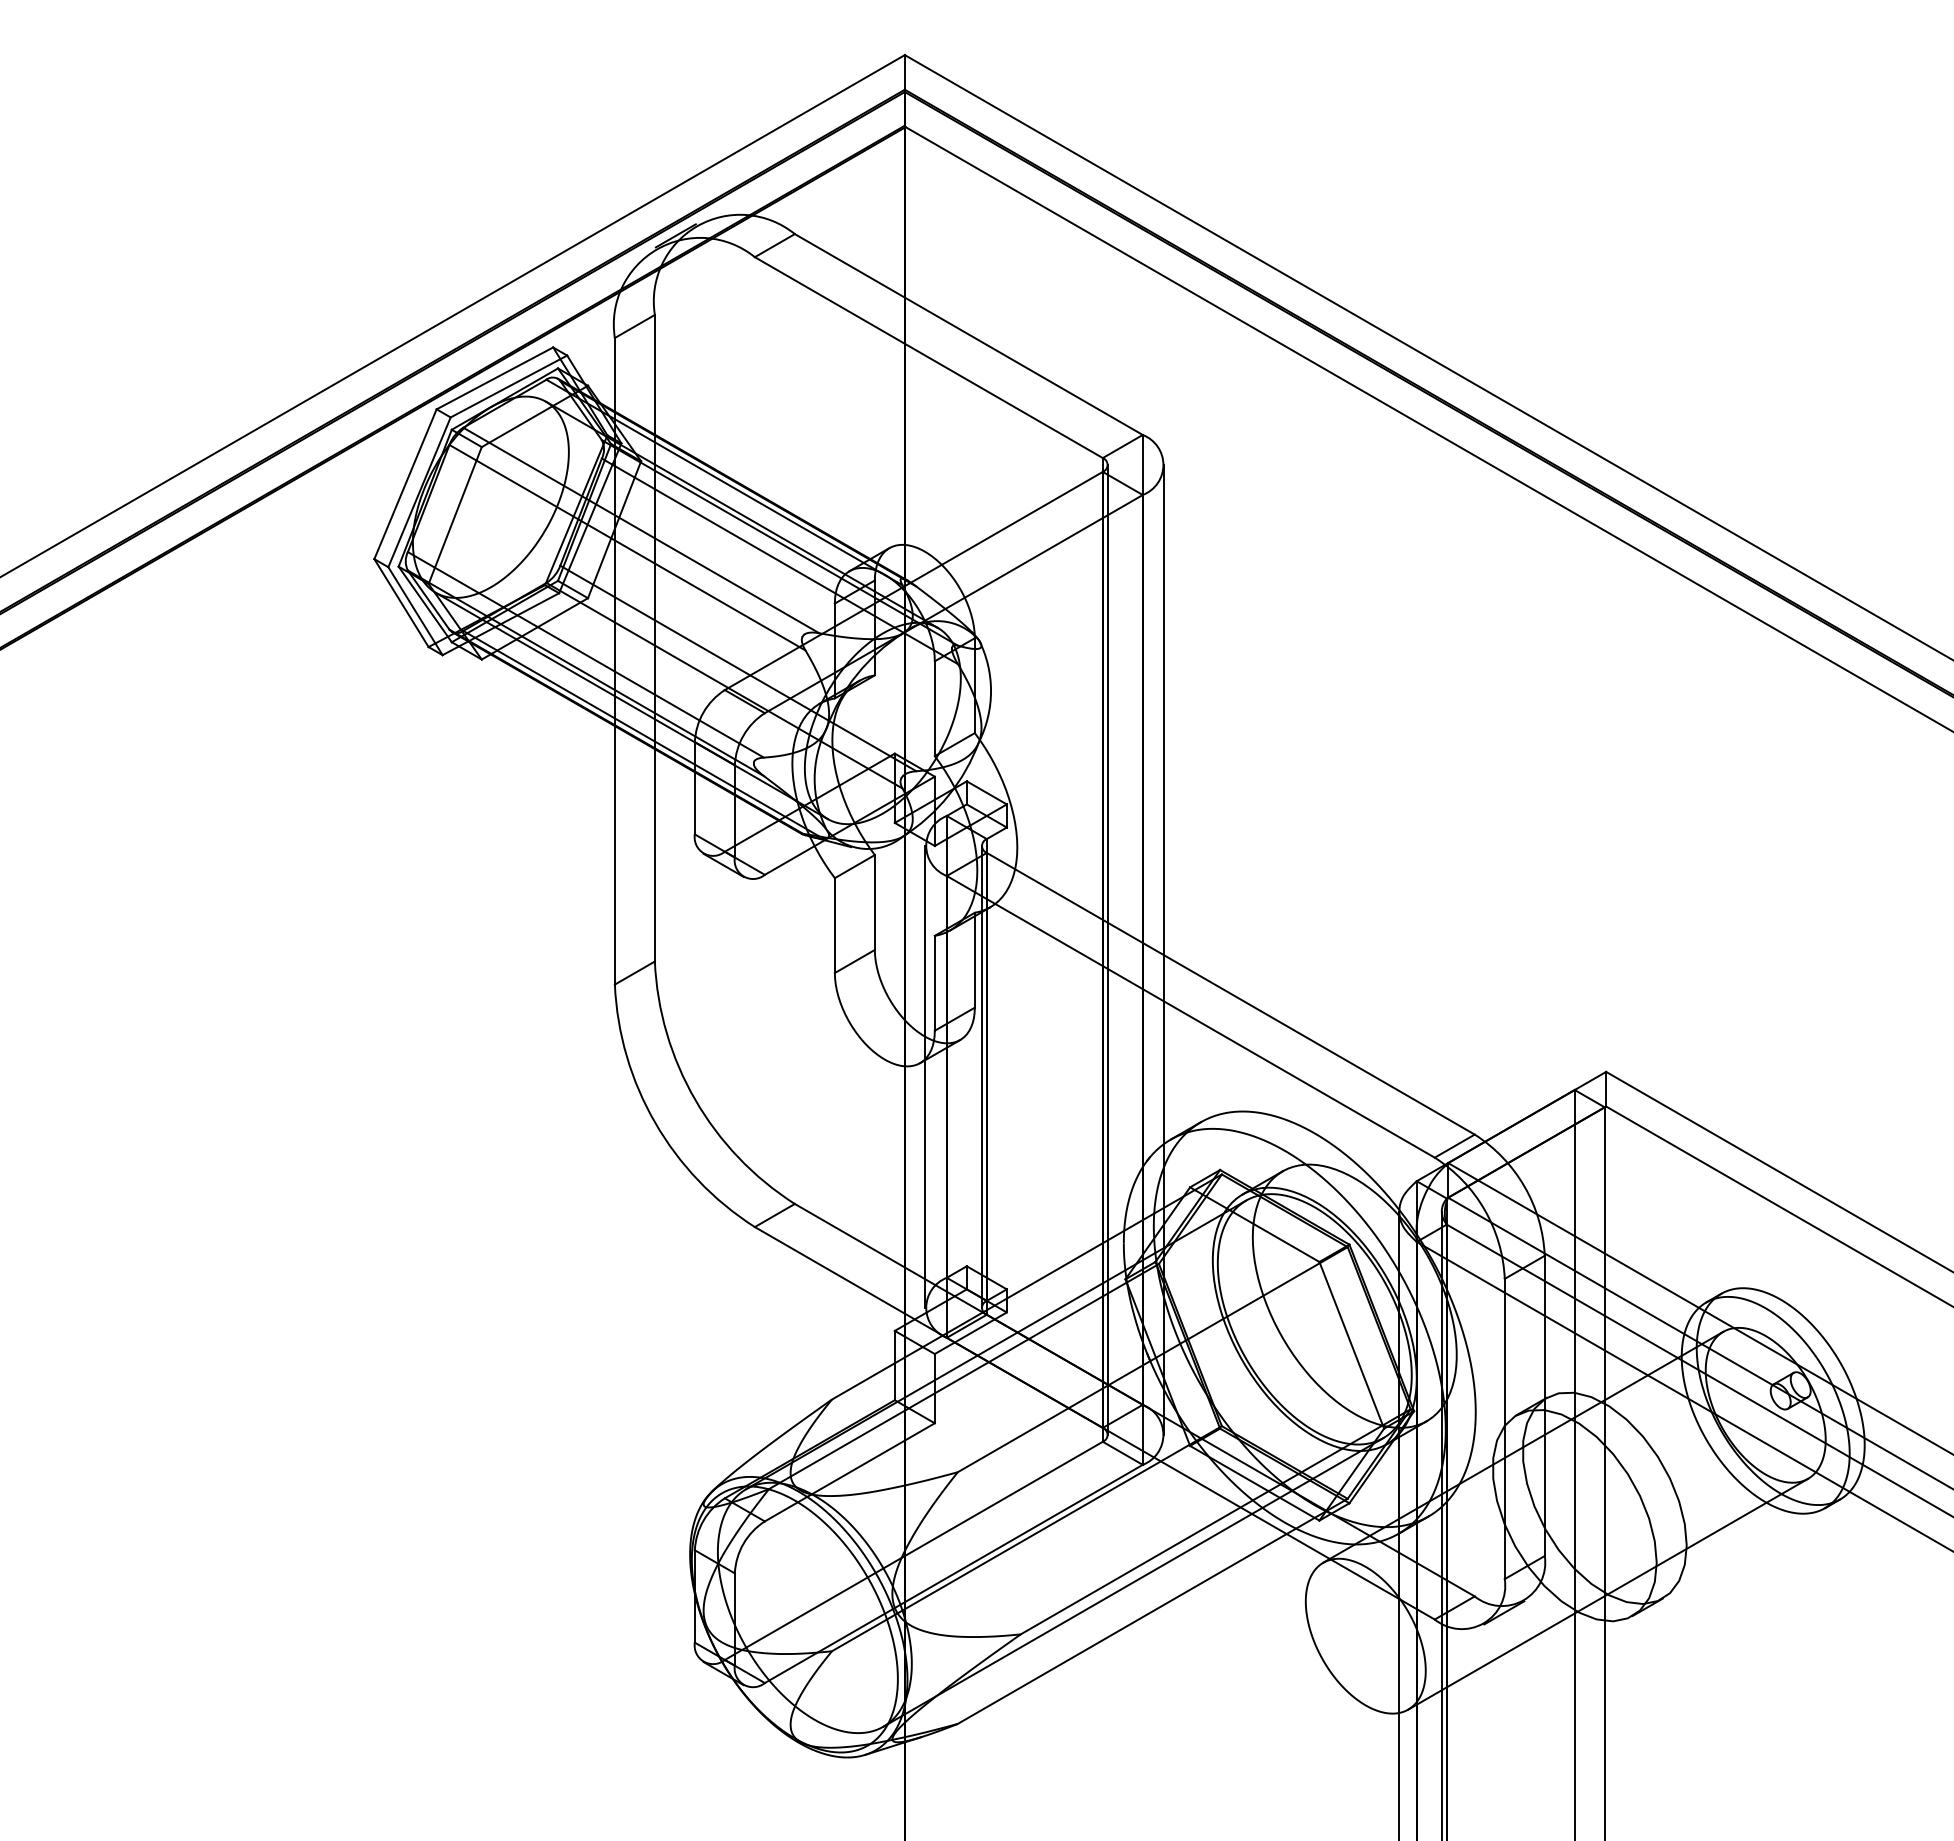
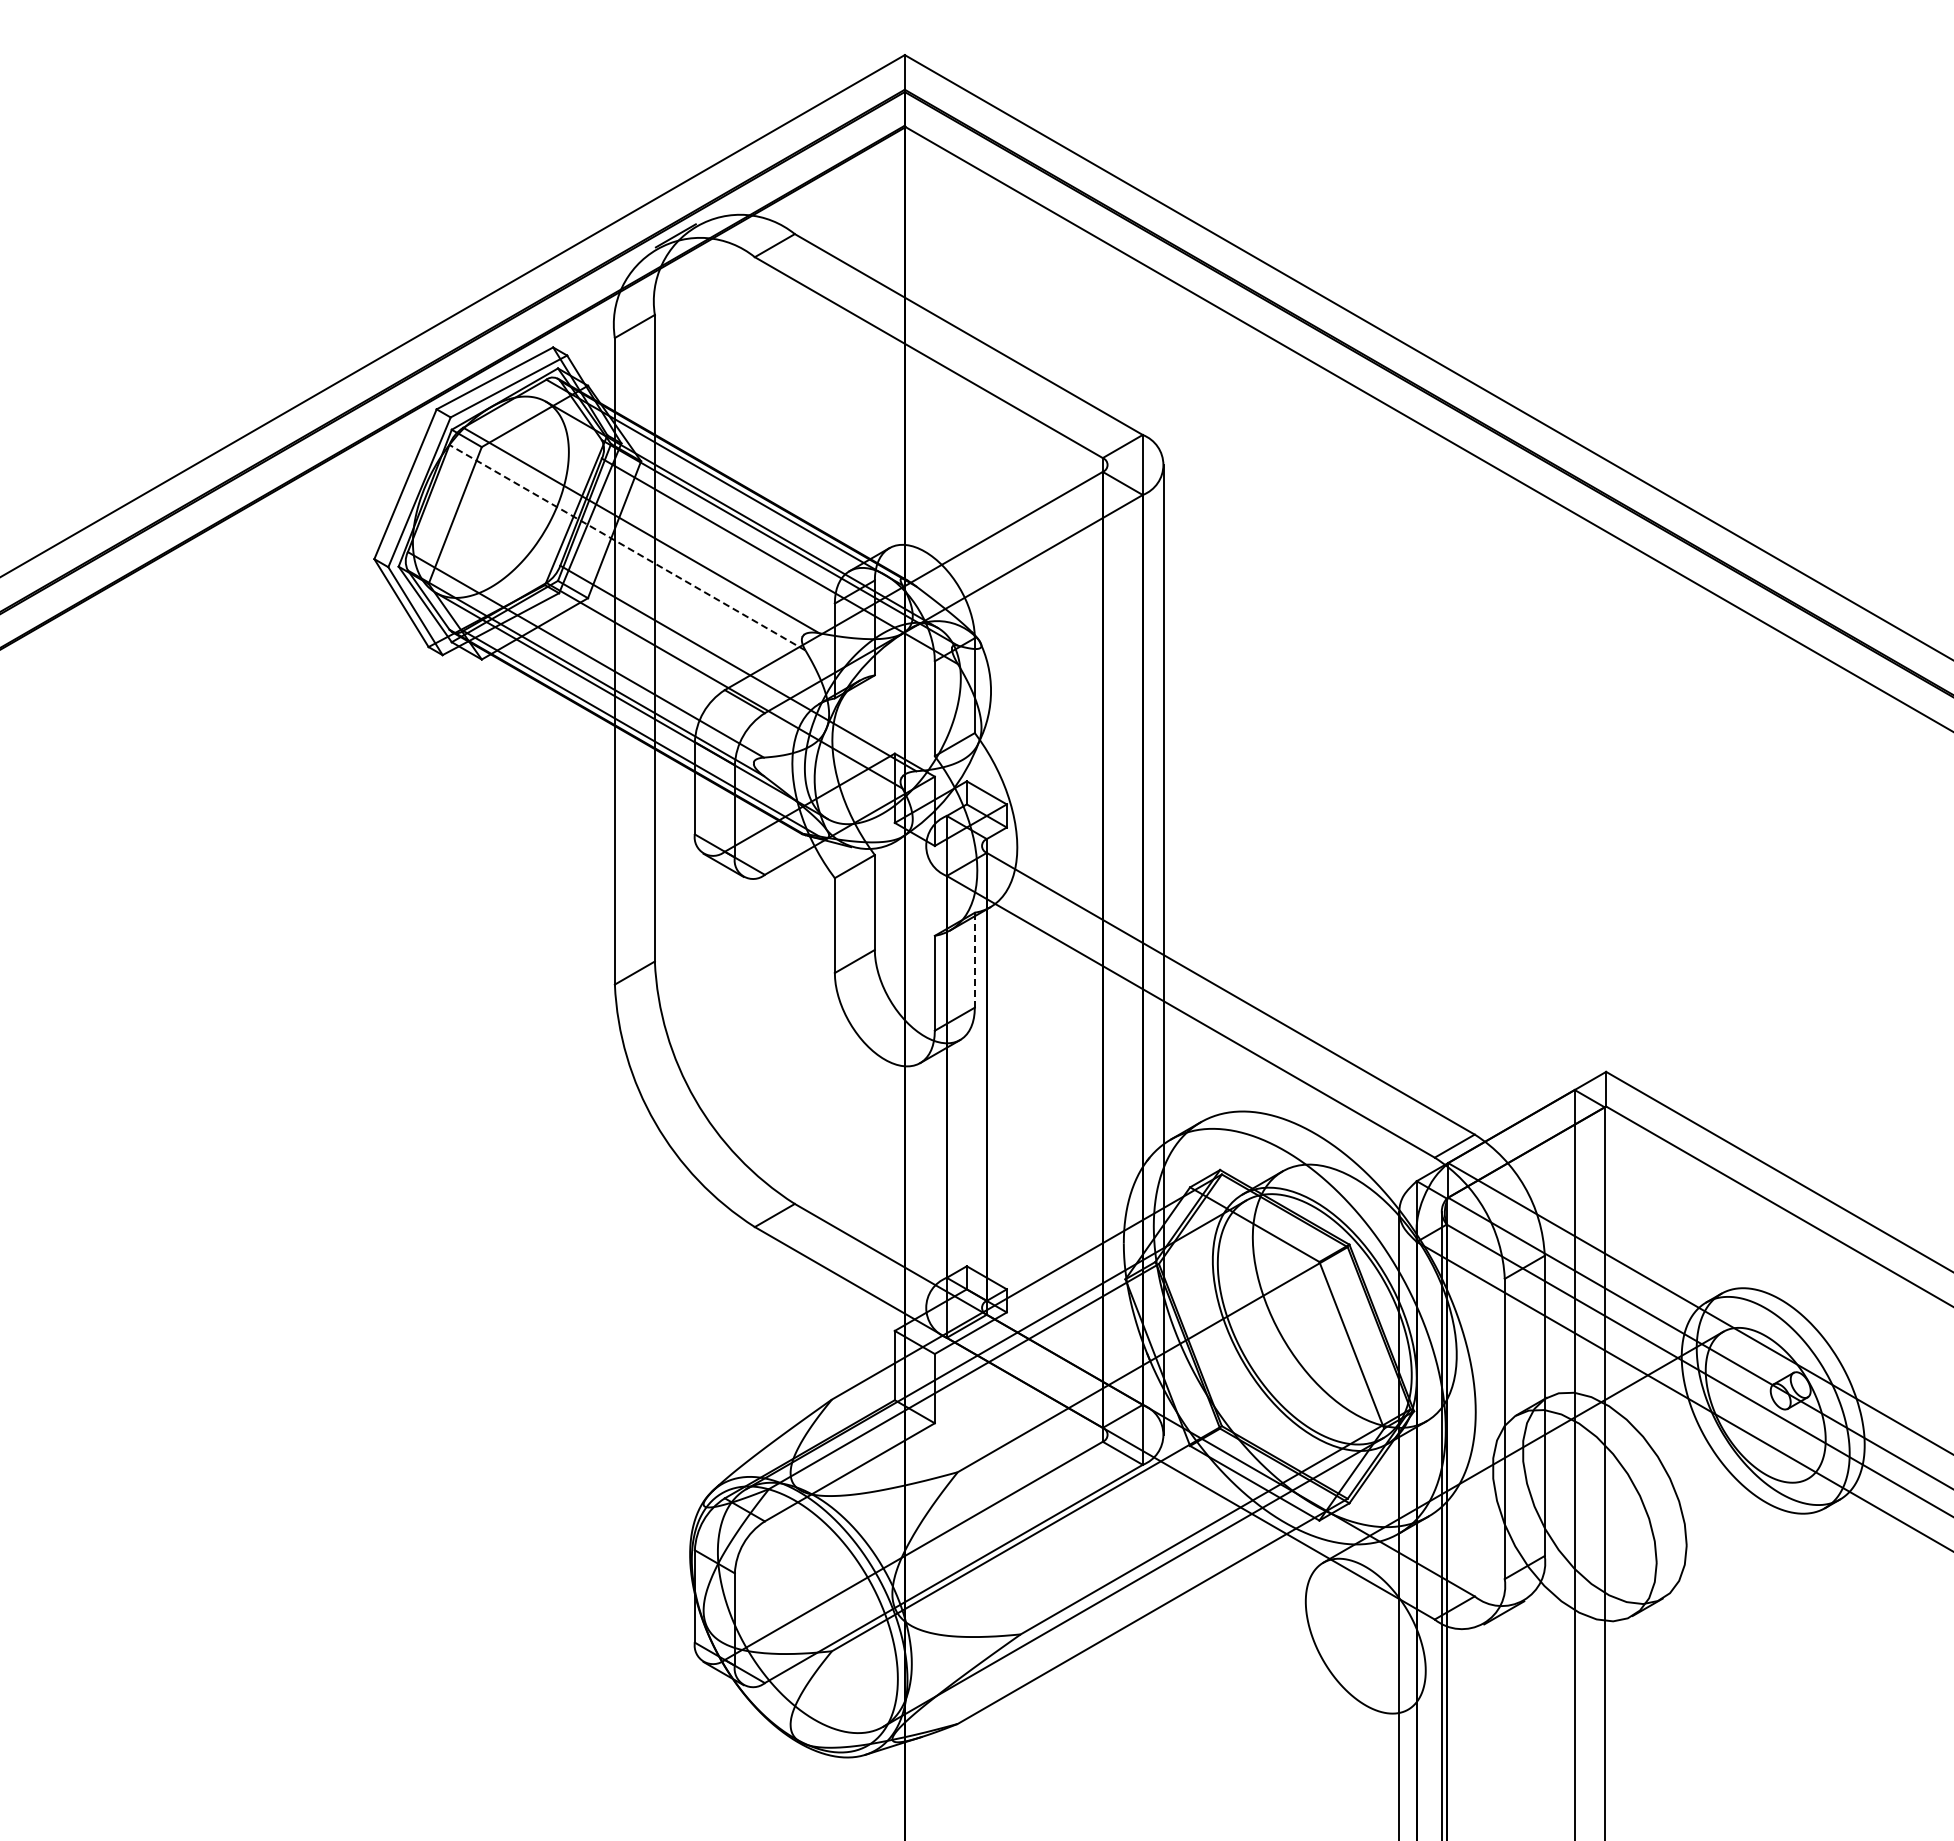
line: solid -> dashed (627, 547)
line: present -> none (1107, 949)
line: solid -> dashed (974, 960)
line: present -> none (925, 1076)
line: present -> none (981, 1076)
line: present -> none (1608, 1593)
